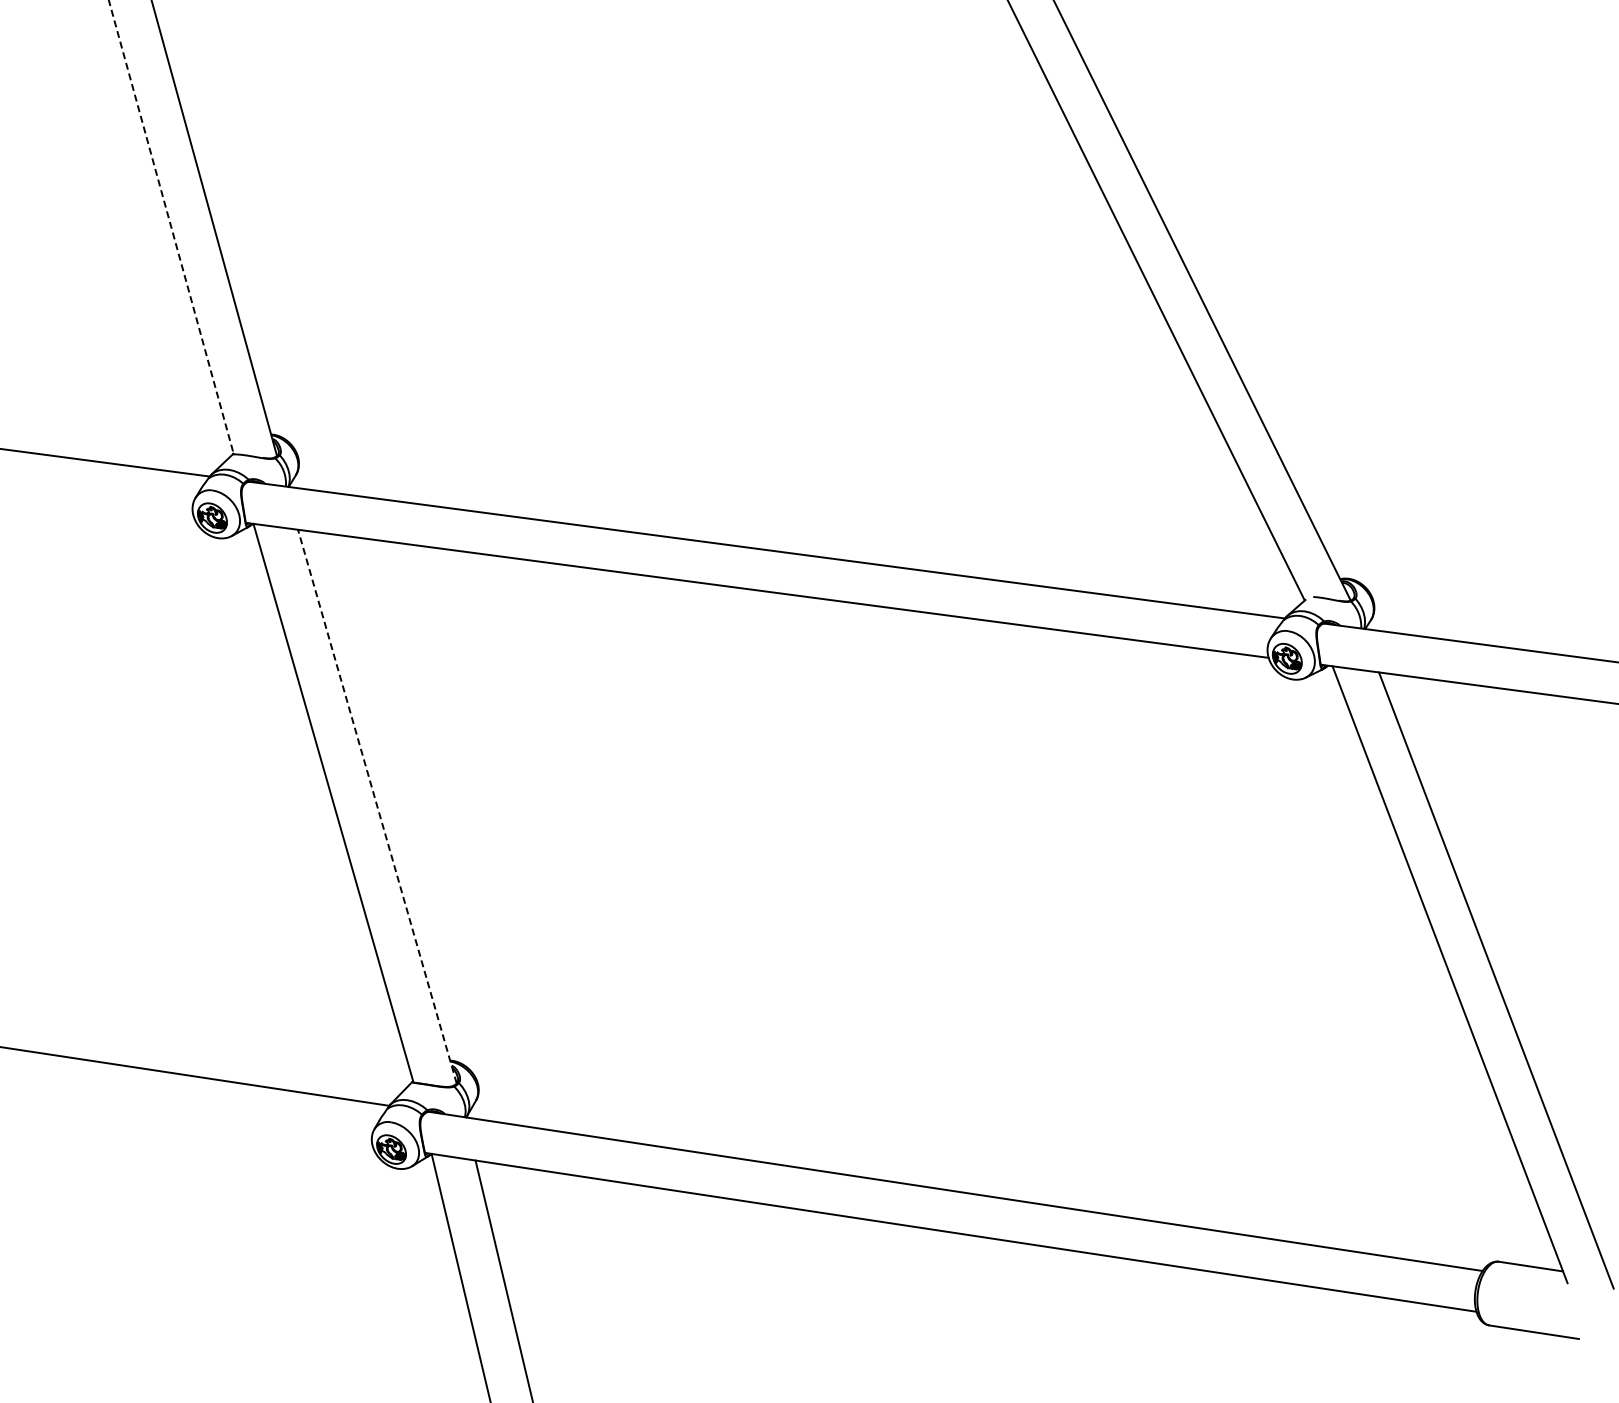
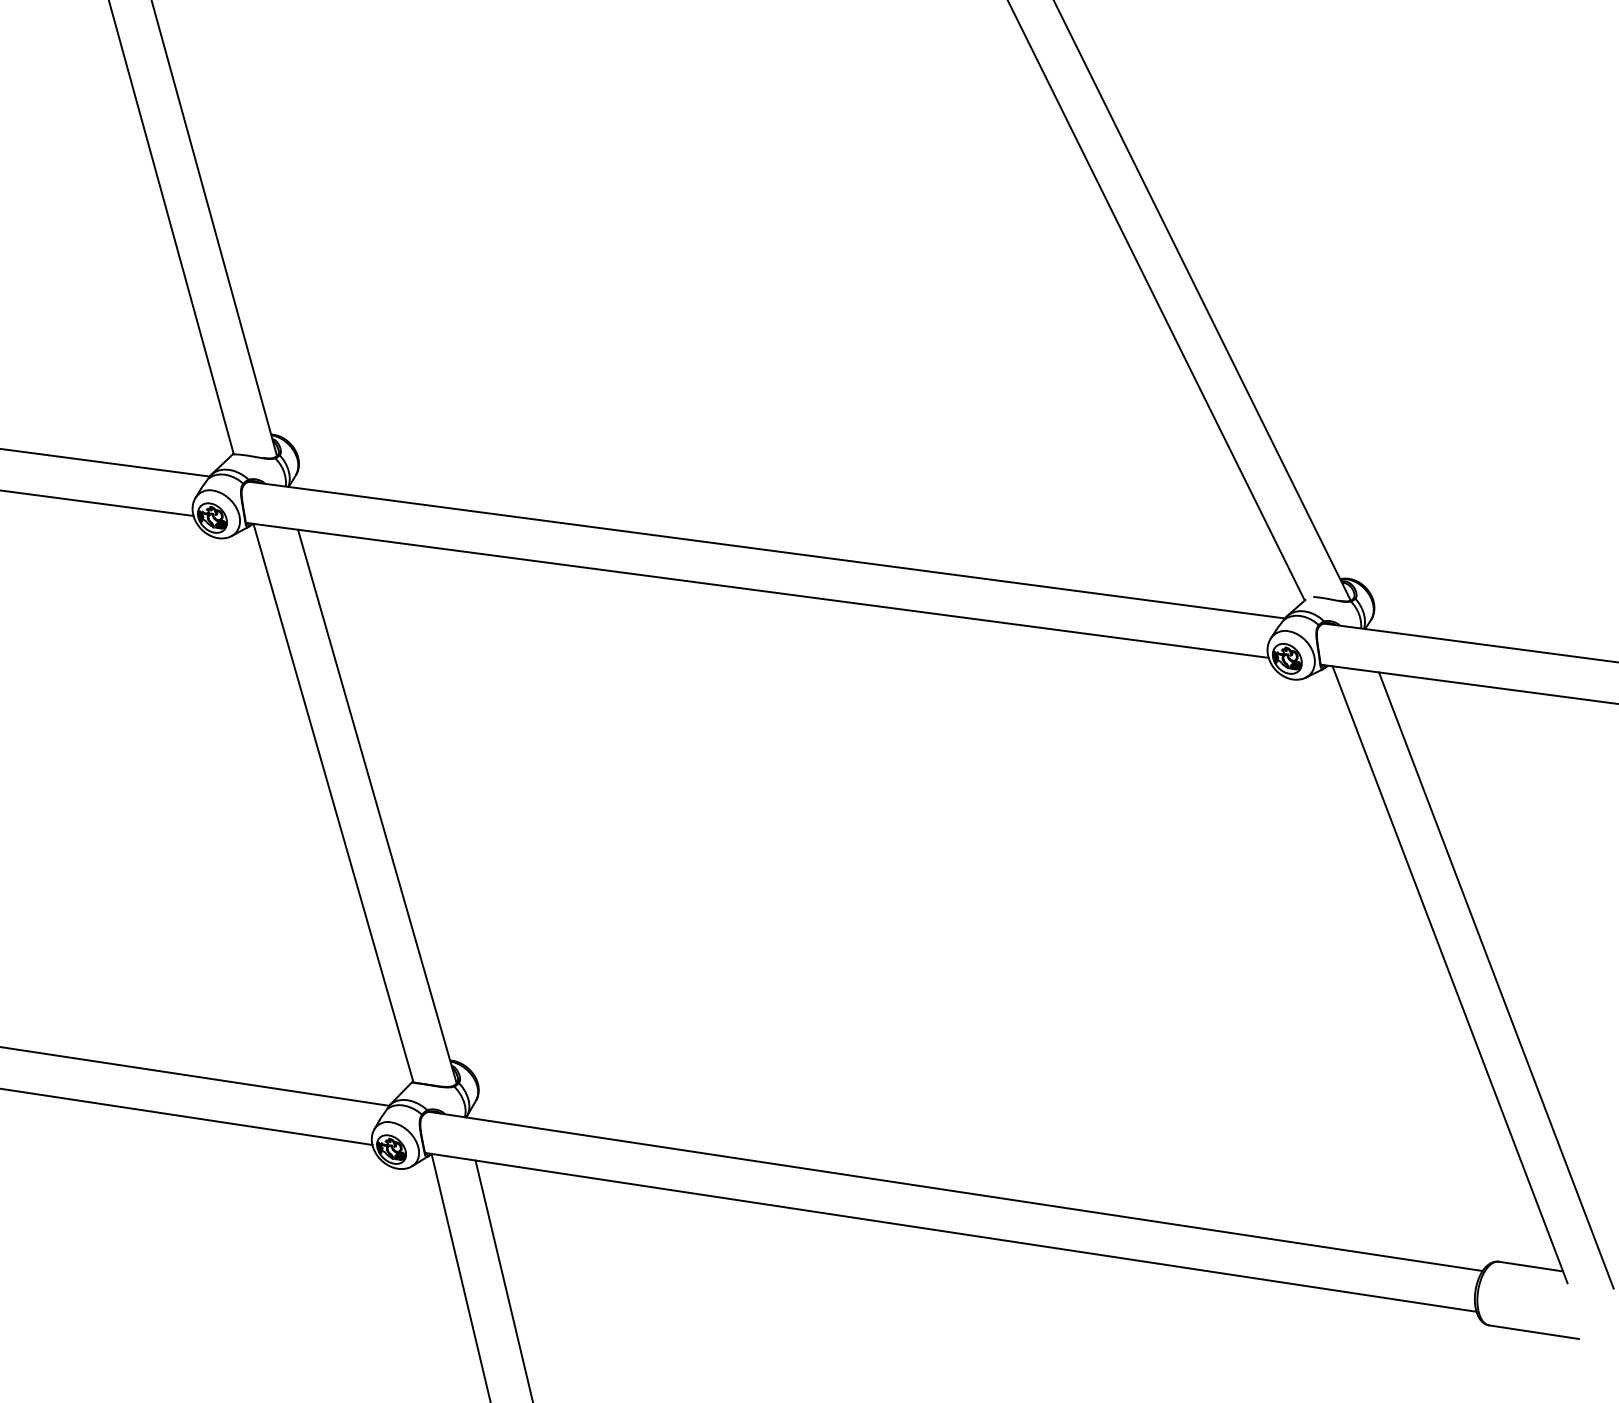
line: dashed -> solid (171, 227)
line: none -> present (97, 502)
line: dashed -> solid (377, 806)
line: none -> present (187, 1116)
